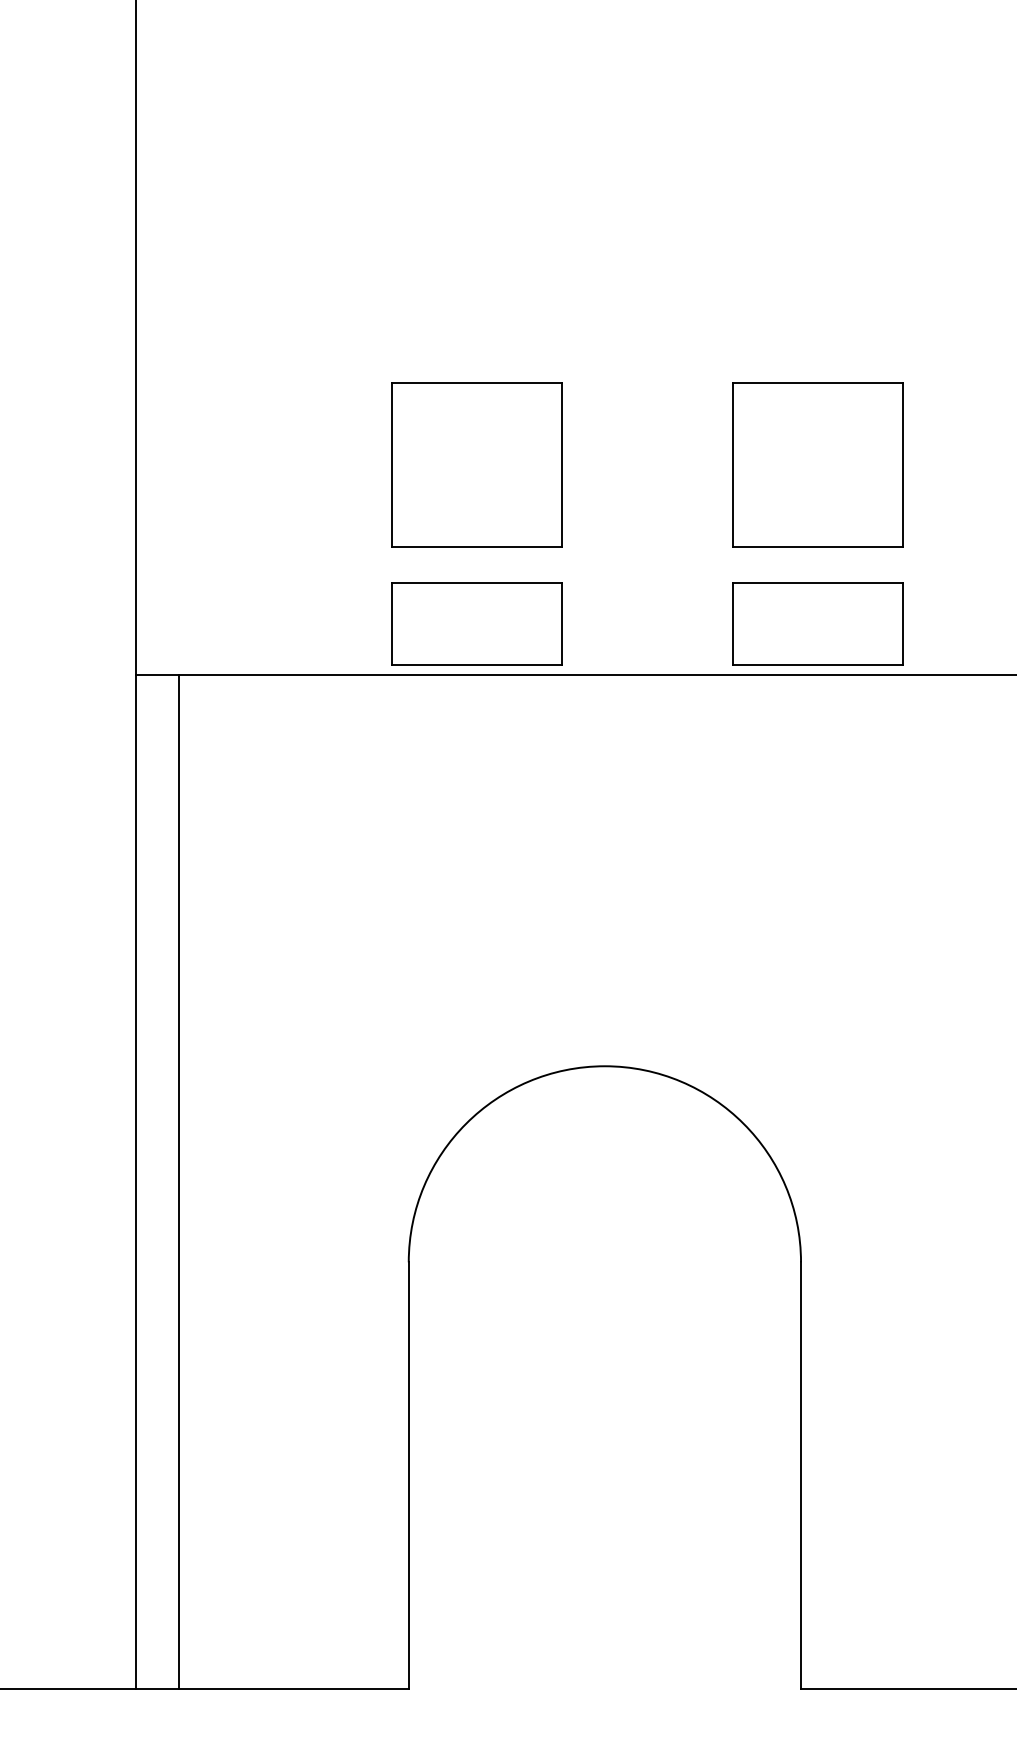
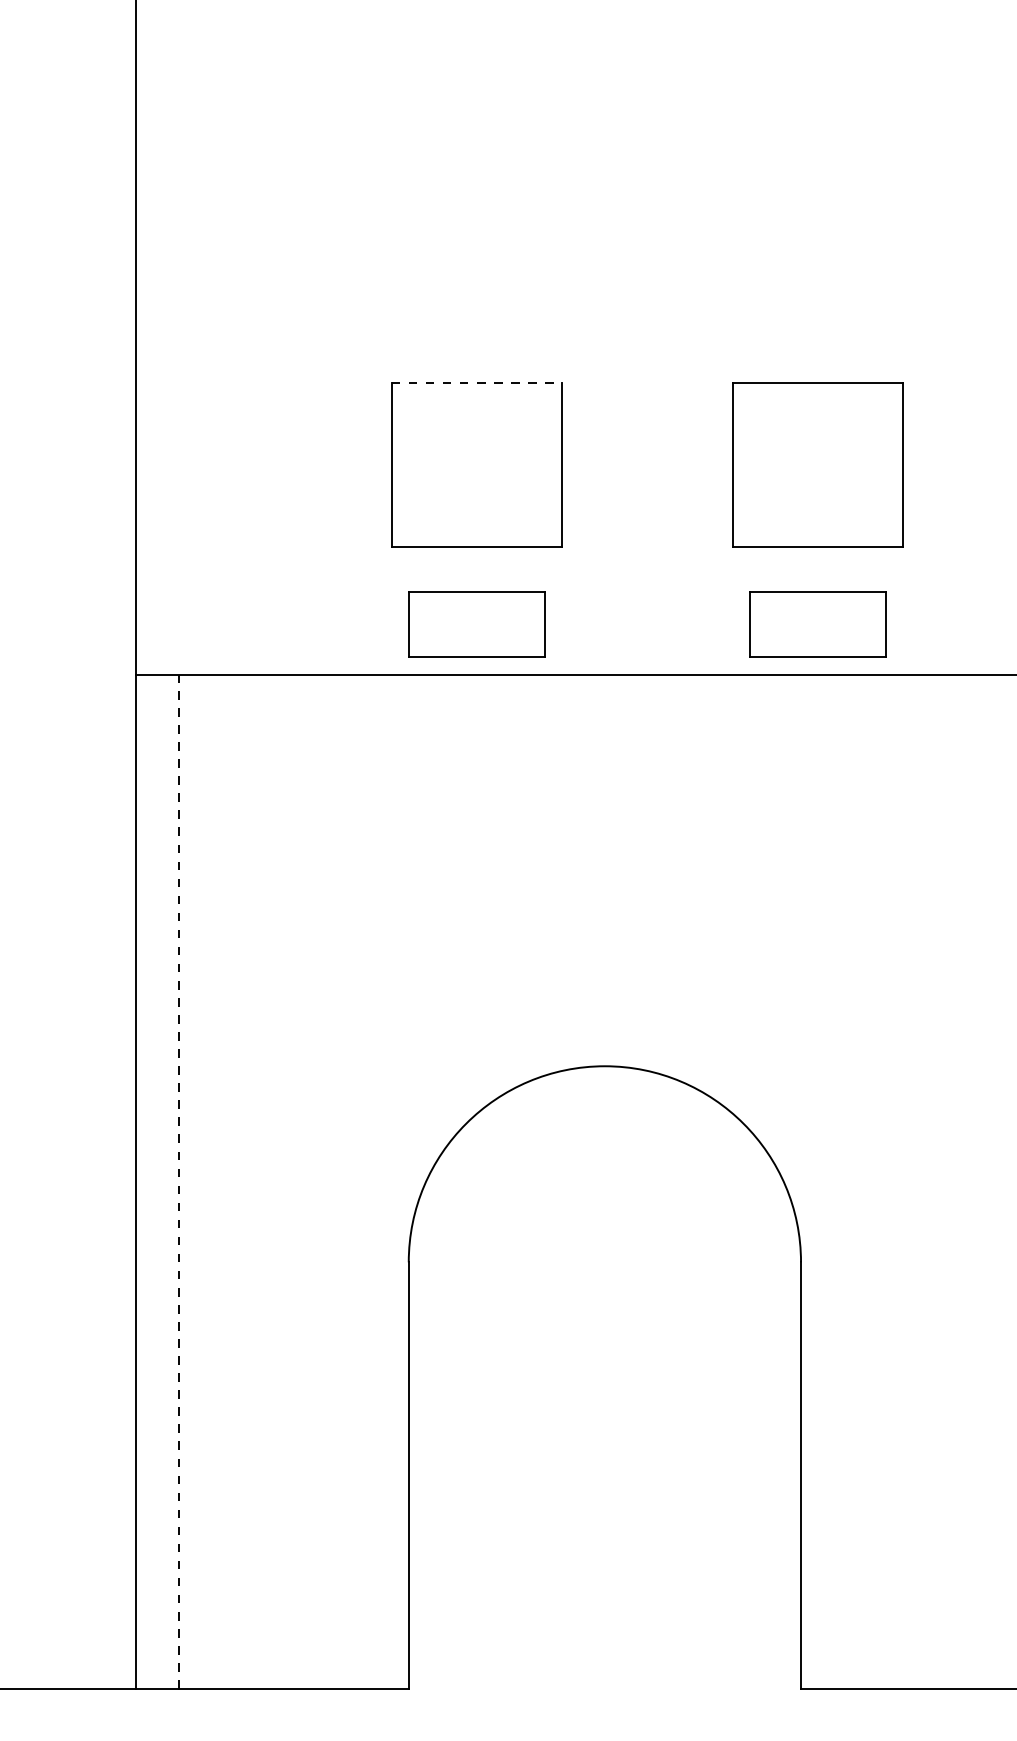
line: solid -> dashed (477, 382)
part size: 172x84 px -> 138x67 px (476, 624)
part size: 172x84 px -> 138x67 px (817, 624)
line: solid -> dashed (178, 1181)
